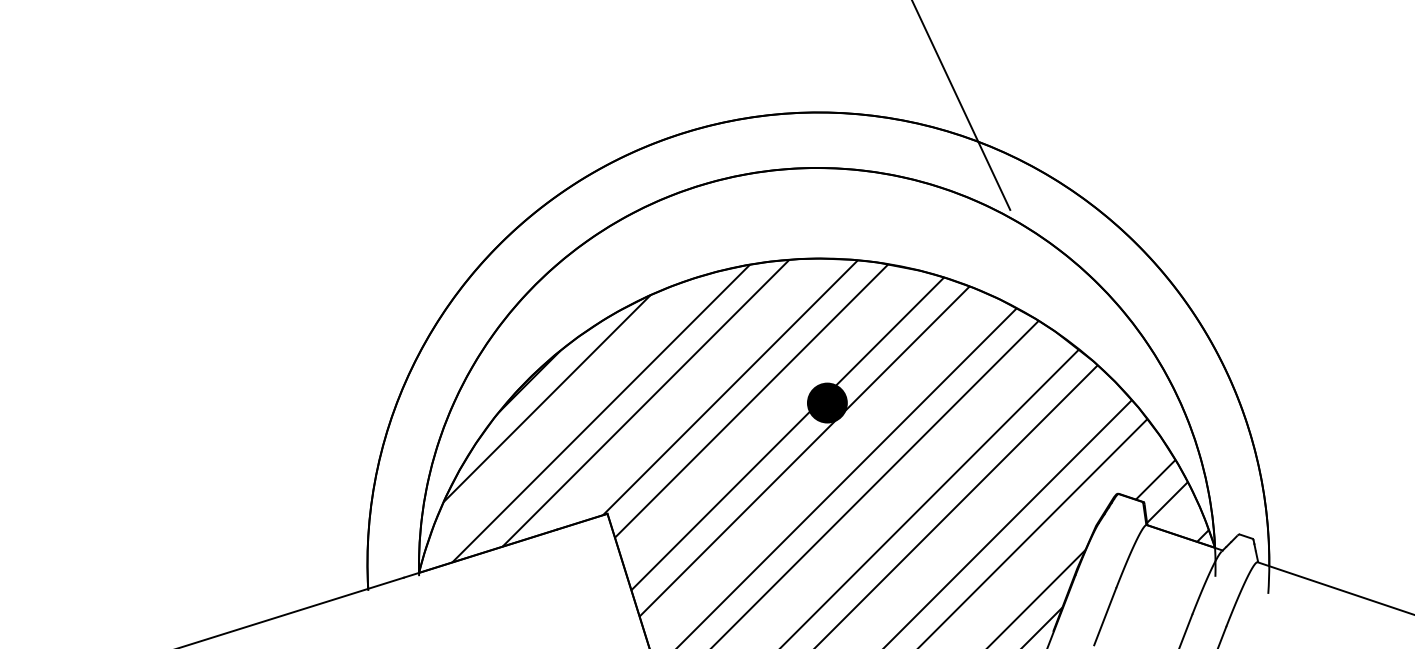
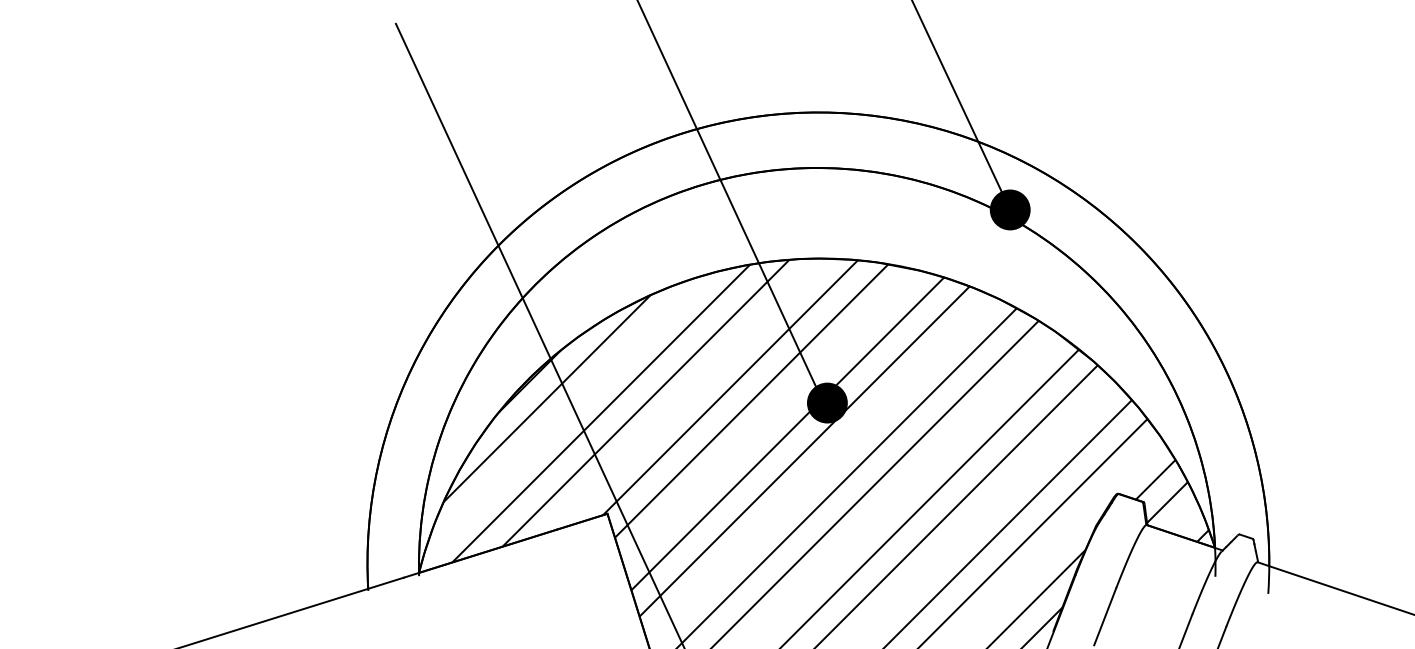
line: none -> present (731, 204)
fill: none -> present (1009, 209)
line: none -> present (539, 334)
